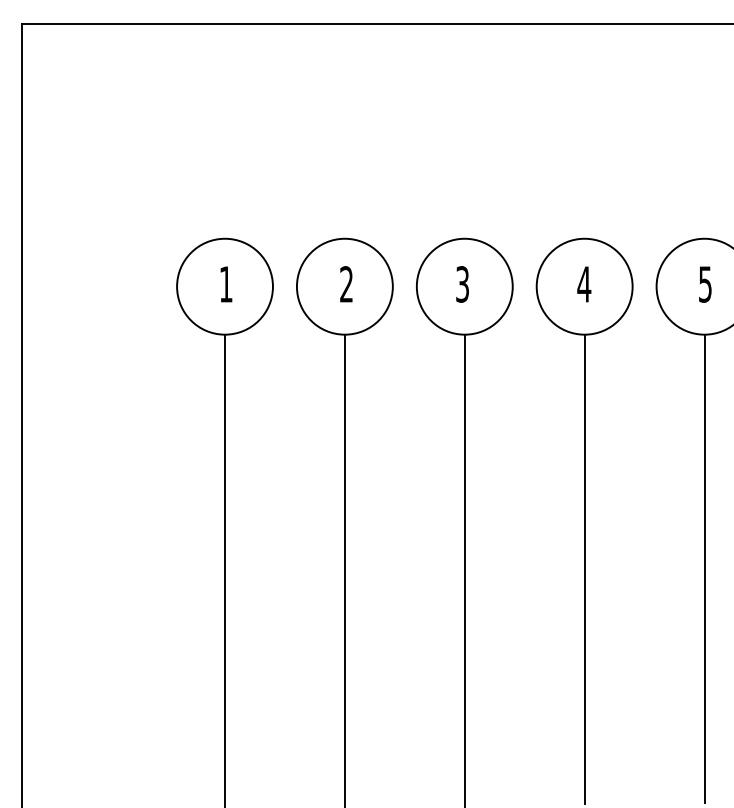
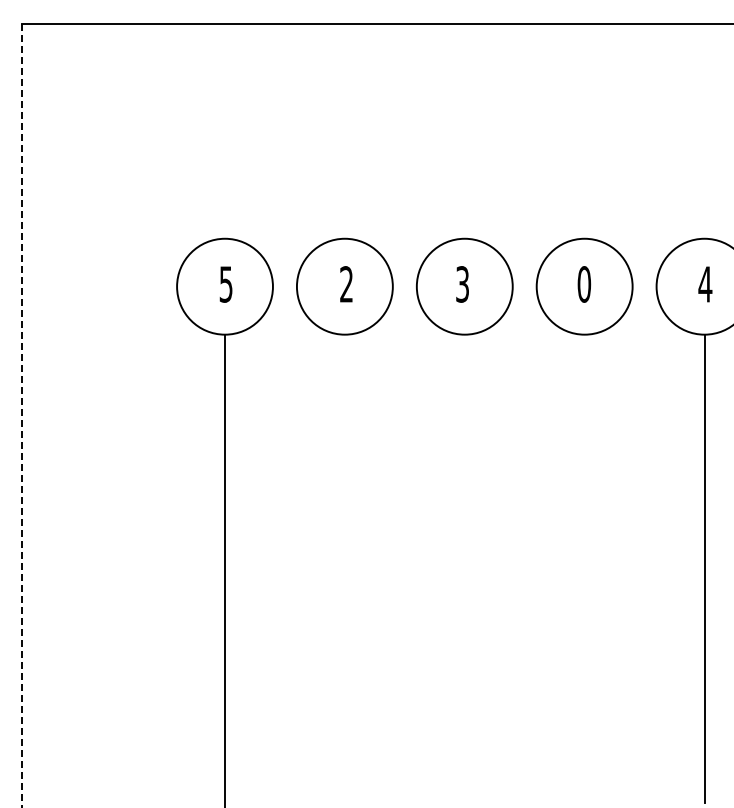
text: 1 -> 5 (225, 284)
text: 4 -> 0 (584, 284)
text: 5 -> 4 (705, 284)
line: solid -> dashed (22, 416)
line: present -> none (584, 568)
line: present -> none (344, 569)
line: present -> none (464, 569)
